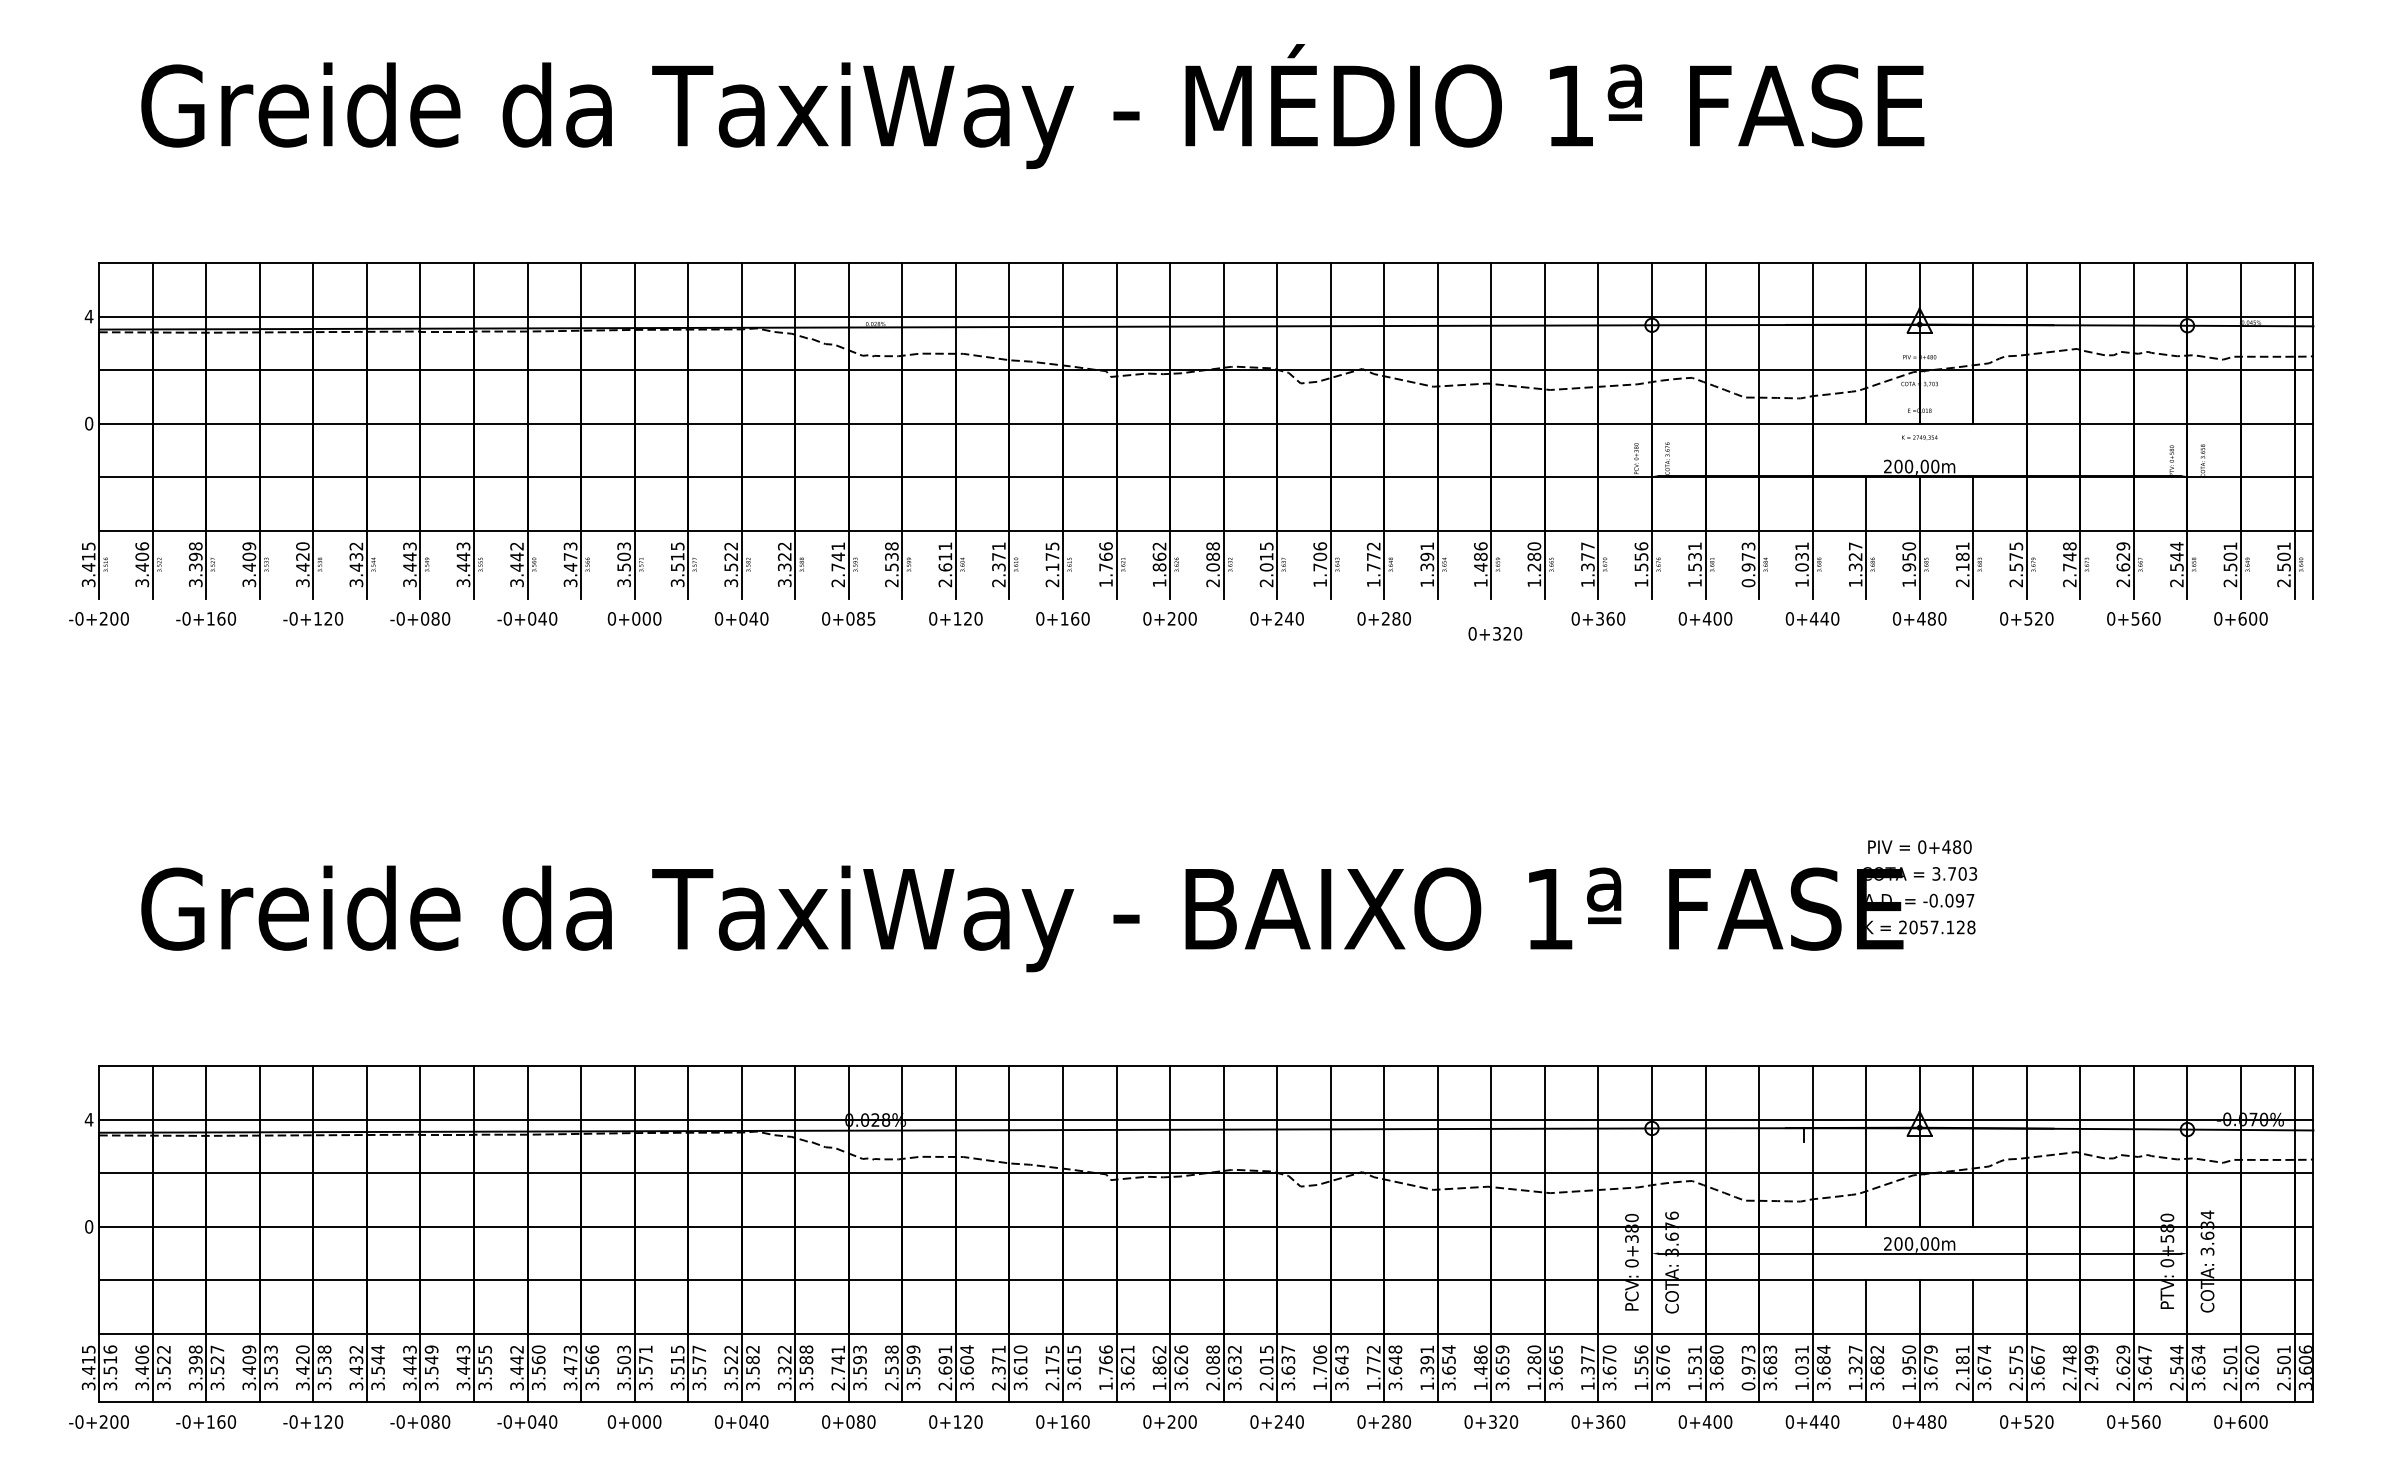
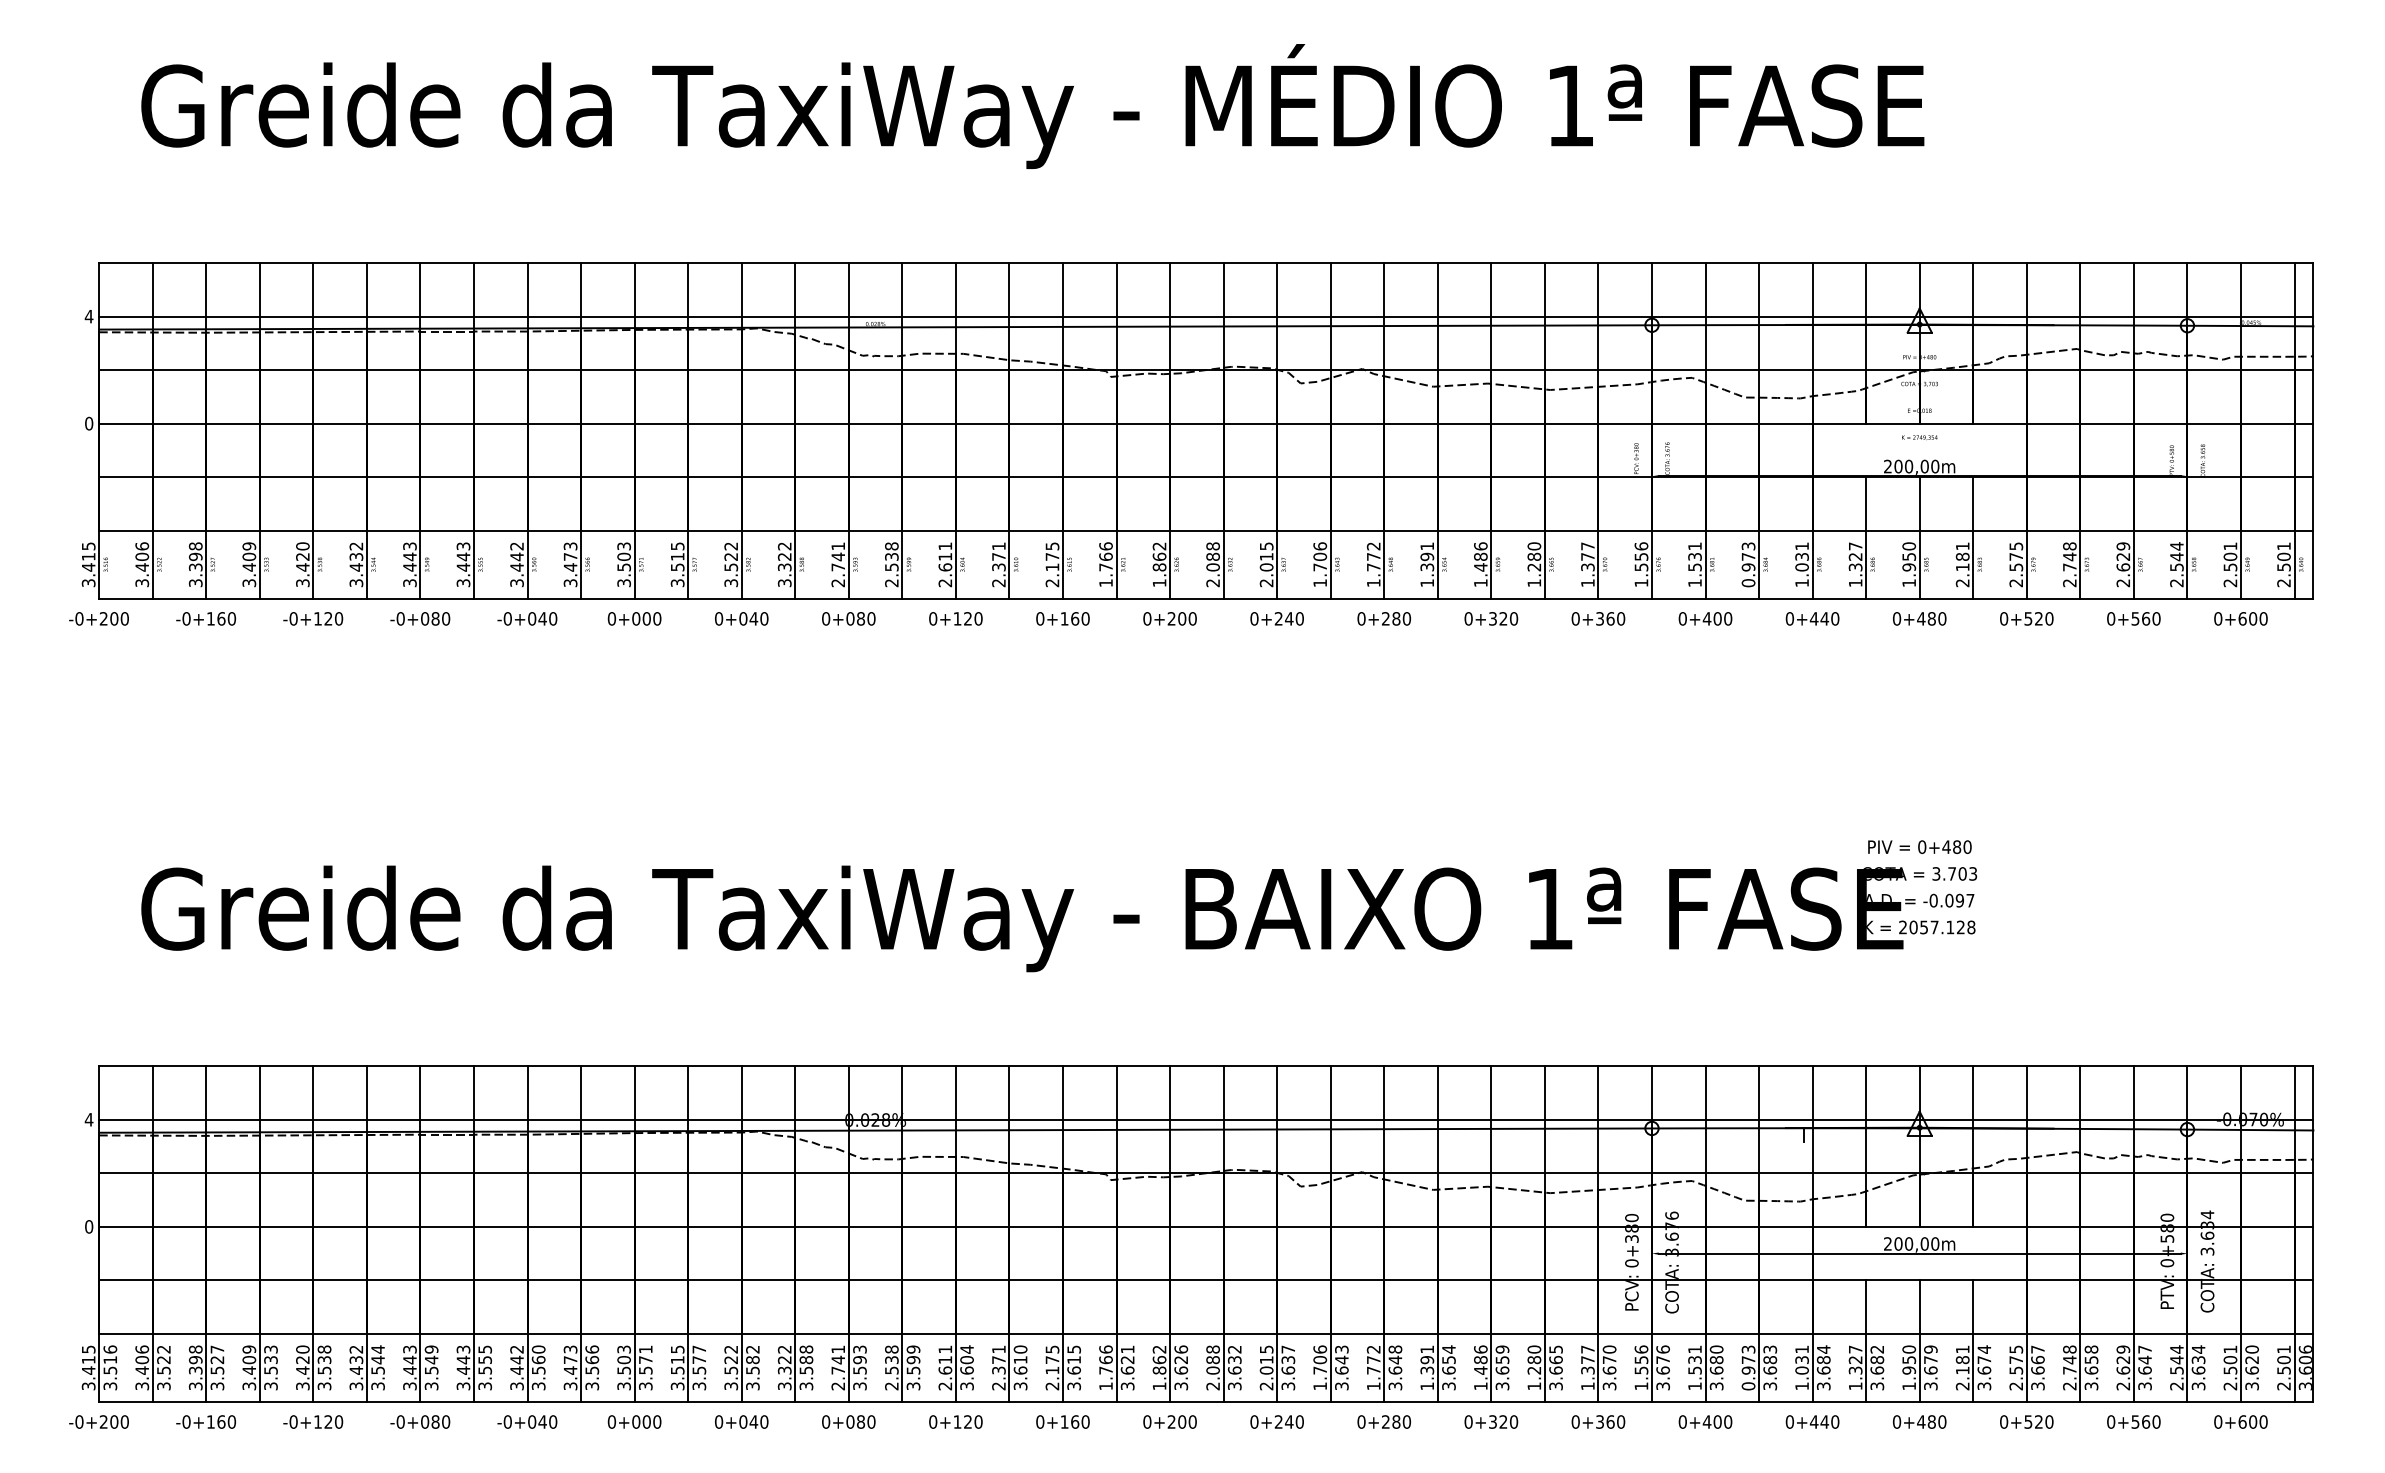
line: none -> present (1206, 598)
text: 0+085 -> 0+080 (871, 618)
text position: (1495, 633) -> (1491, 618) (1491, 618)
text: 2.691 -> 2.611 (945, 1360)
text: 2.499 -> 3.658 (2091, 1367)
